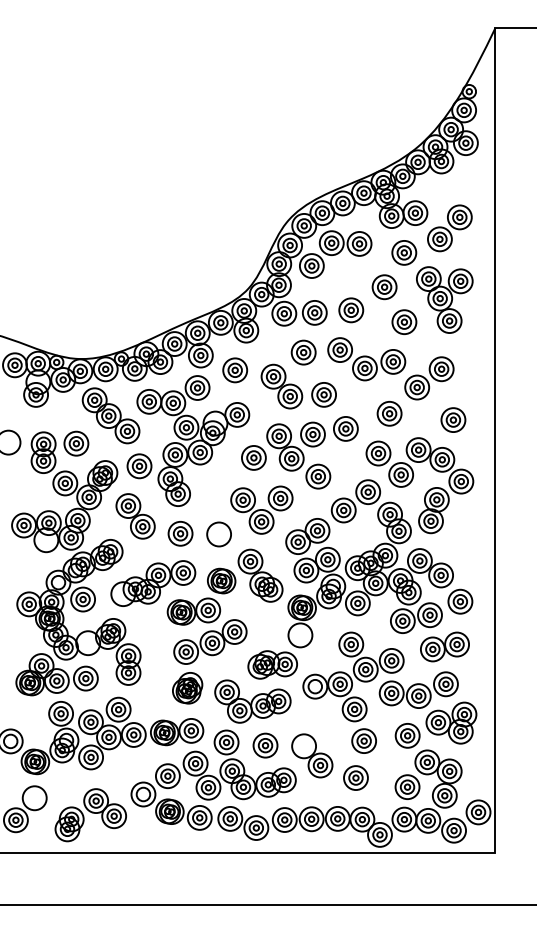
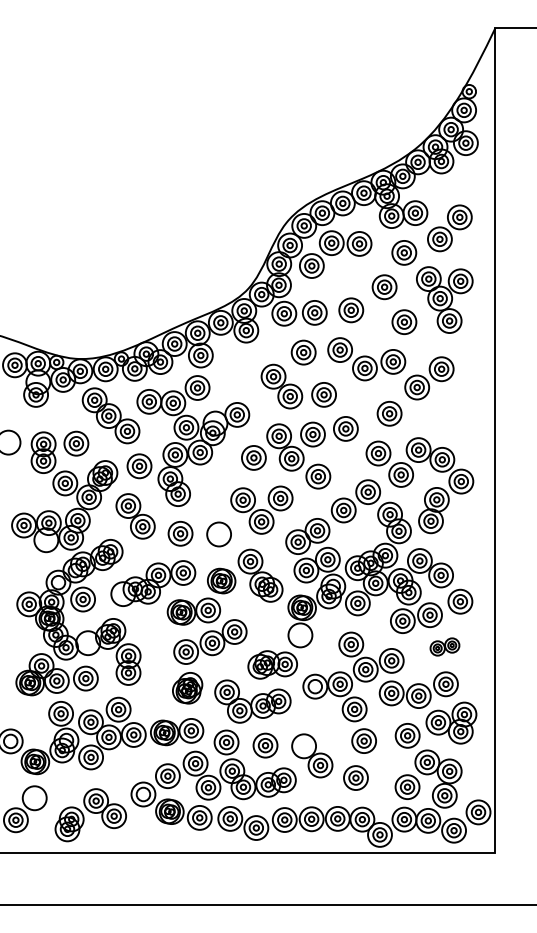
part: present -> none (235, 370)
part: present -> none (453, 419)
part size: 50x32 px -> 32x20 px (444, 646)
